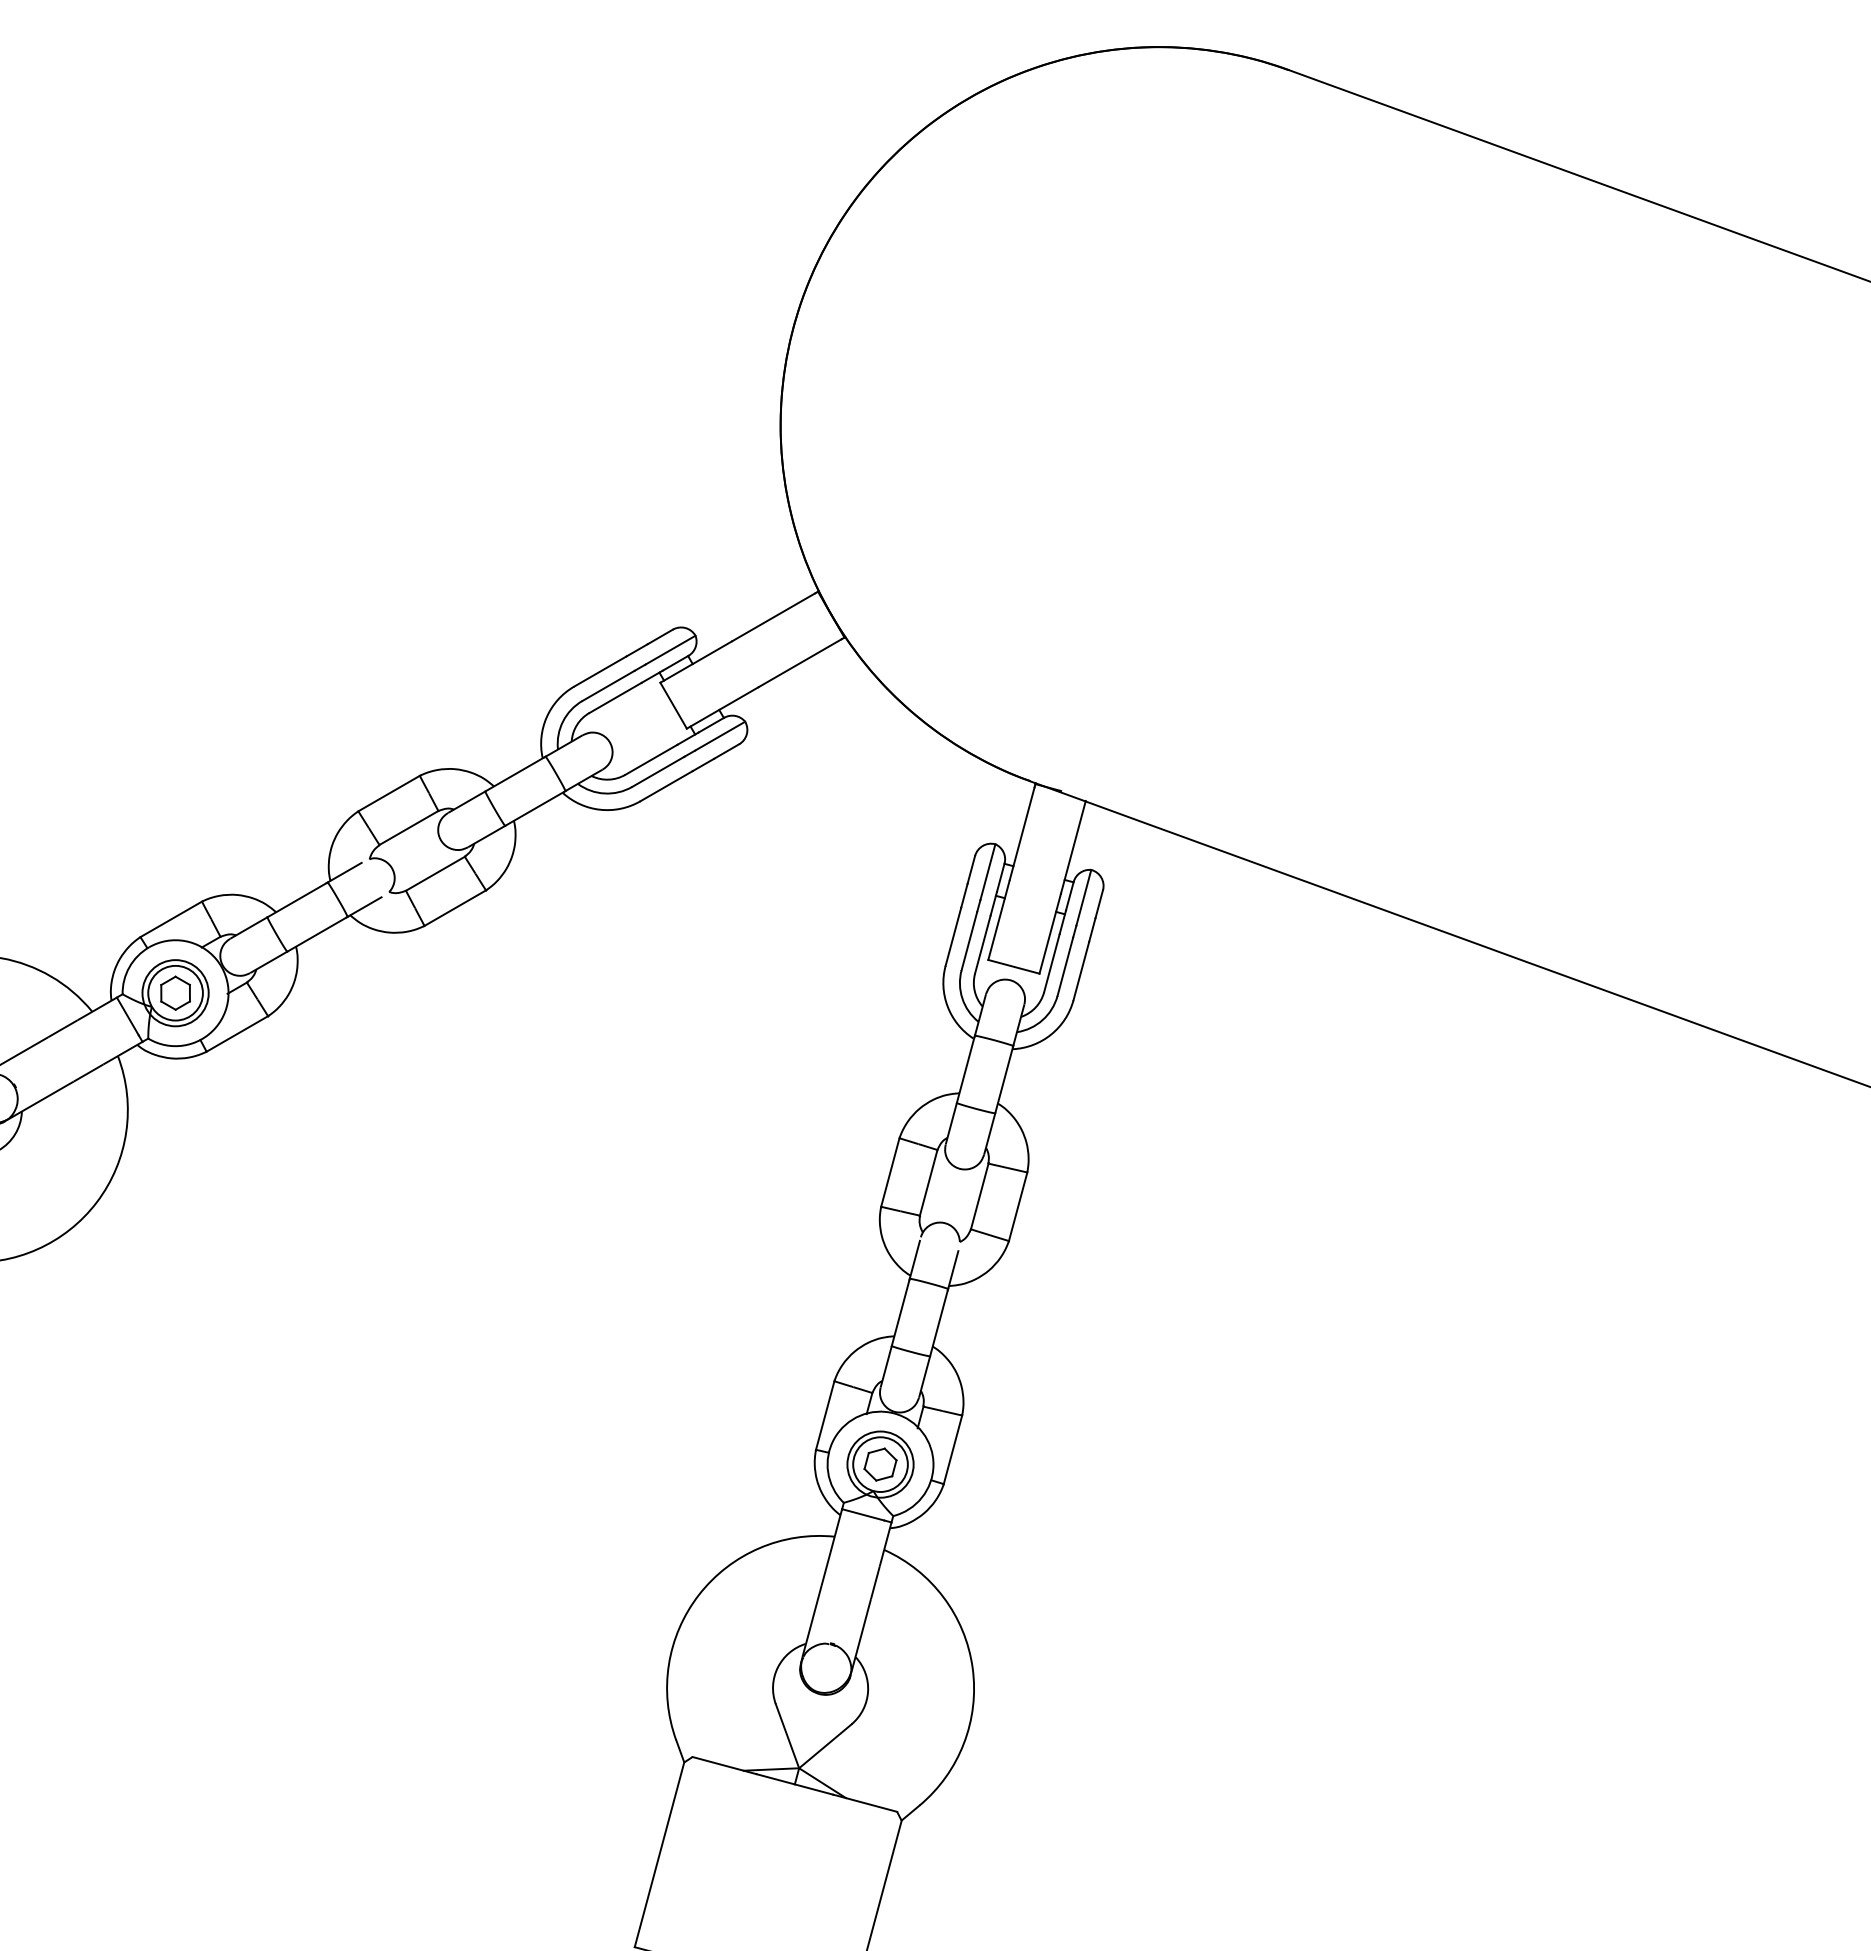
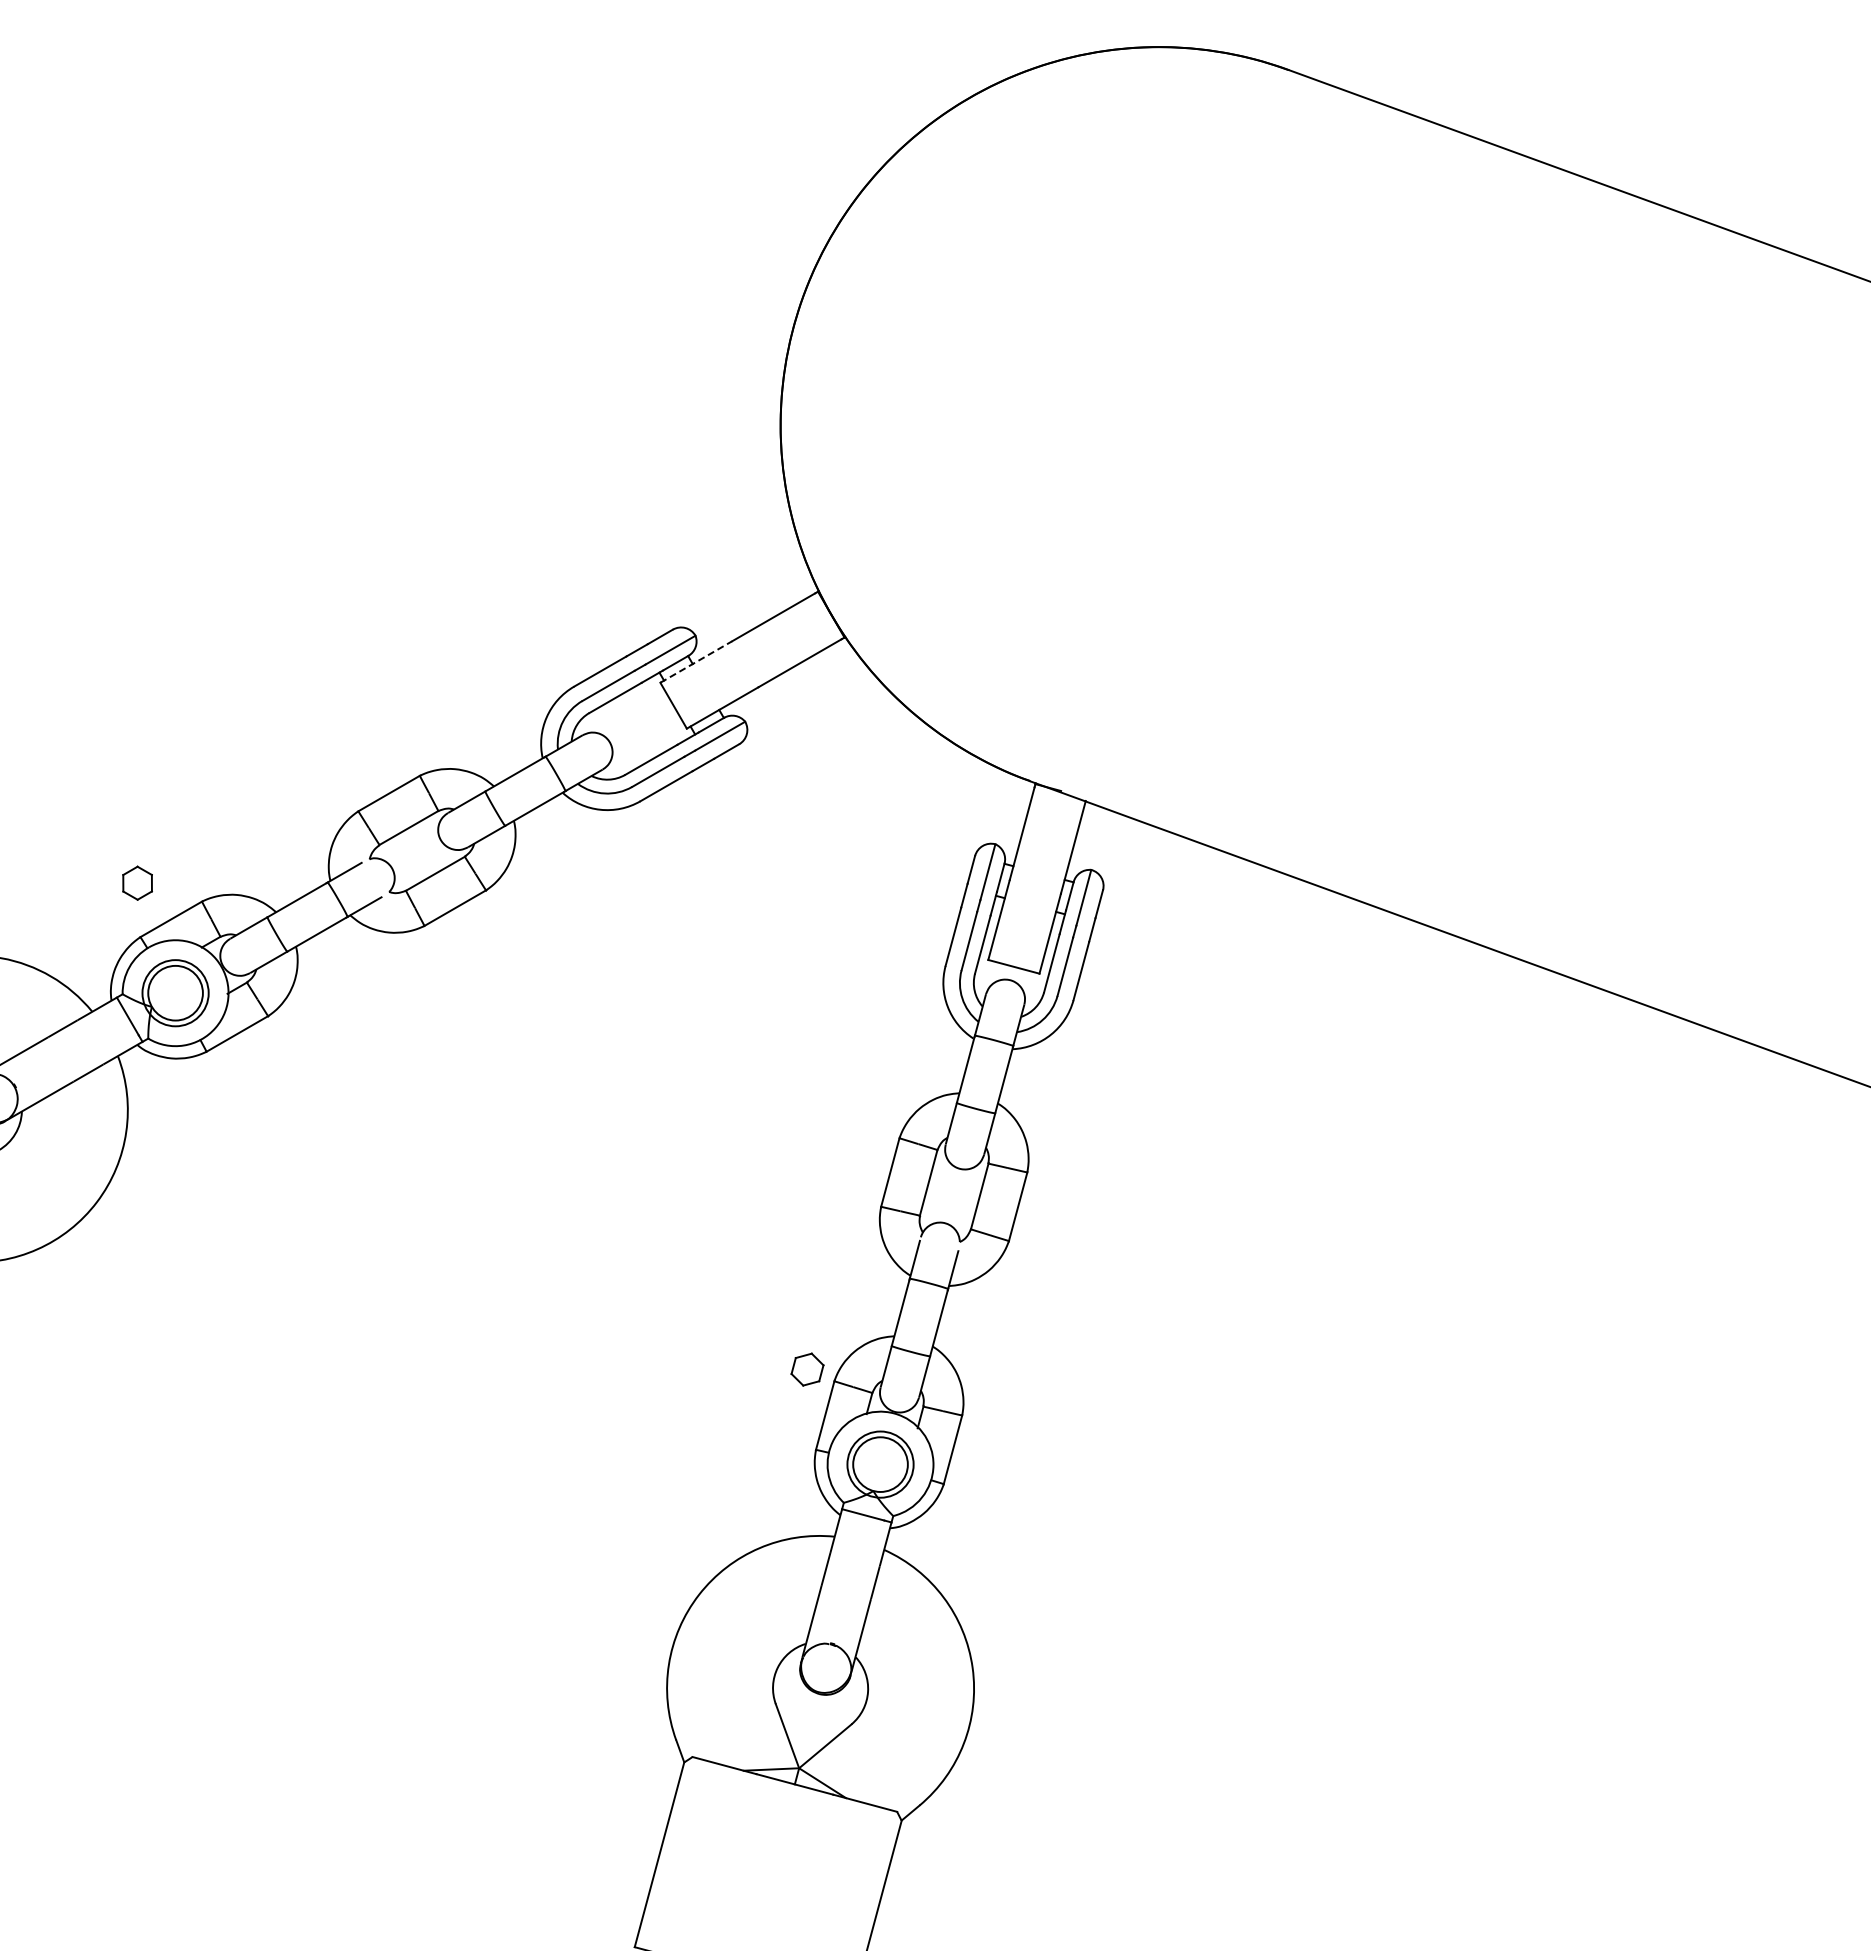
line: solid -> dashed (696, 661)
part position: (175, 992) -> (137, 882) (137, 882)
part position: (880, 1464) -> (807, 1369) (807, 1369)
